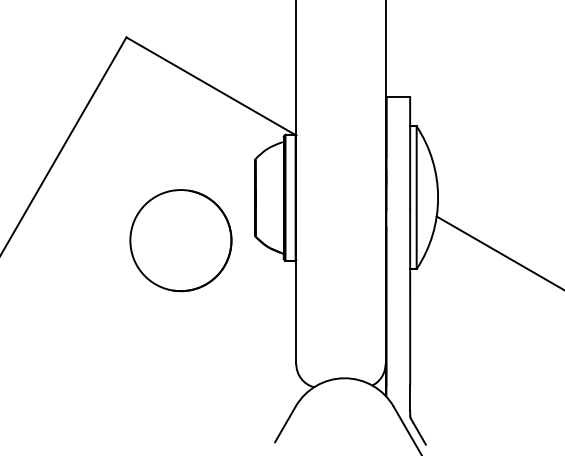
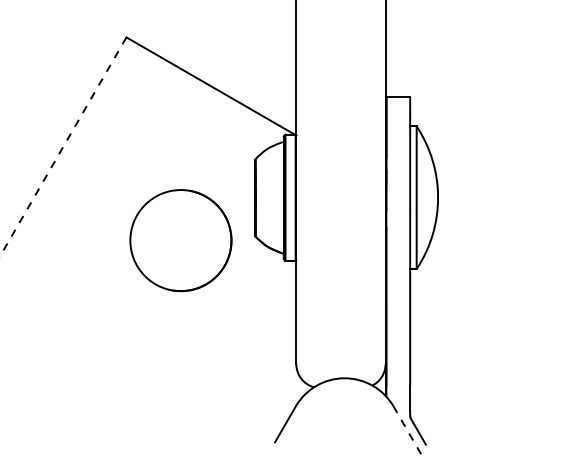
line: solid -> dashed (63, 147)
line: present -> none (498, 252)
line: solid -> dashed (407, 430)
